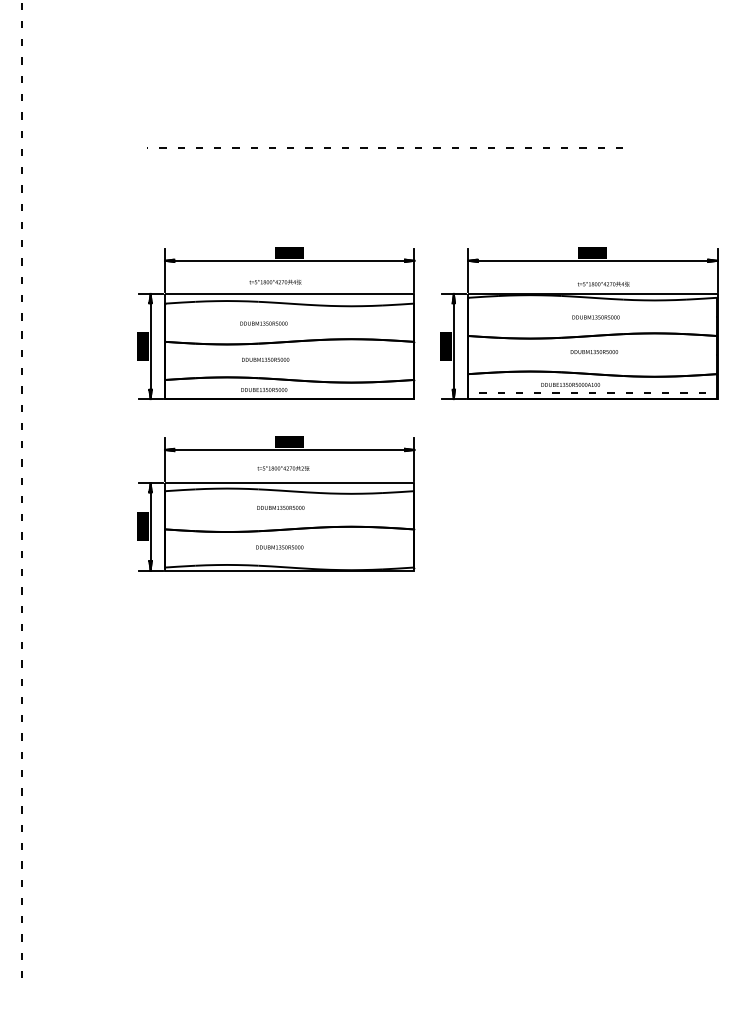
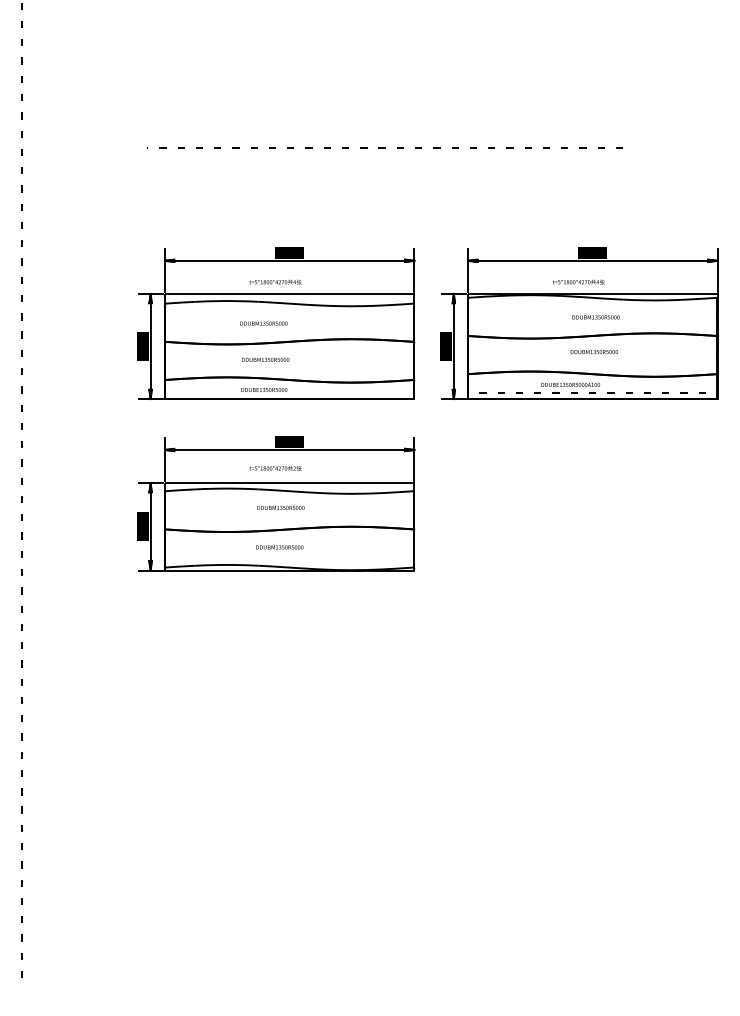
text position: (603, 283) -> (578, 281) (578, 281)
text position: (283, 468) -> (275, 468) (275, 468)
